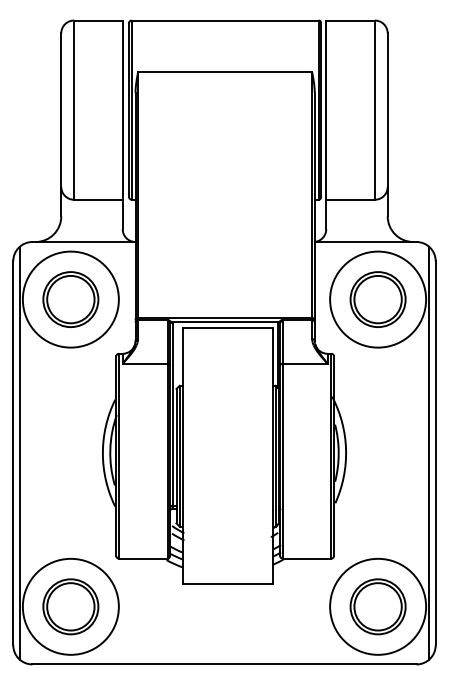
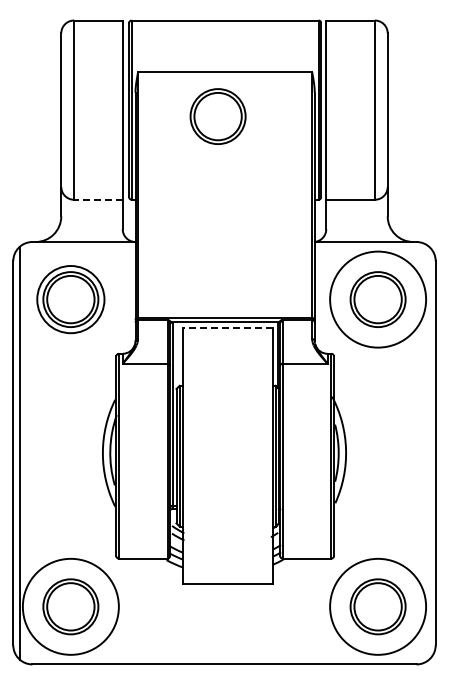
part: none -> present (217, 116)
line: solid -> dashed (97, 199)
circle diameter: 96 px -> 67 px (70, 299)
line: solid -> dashed (227, 328)
line: present -> none (429, 452)
